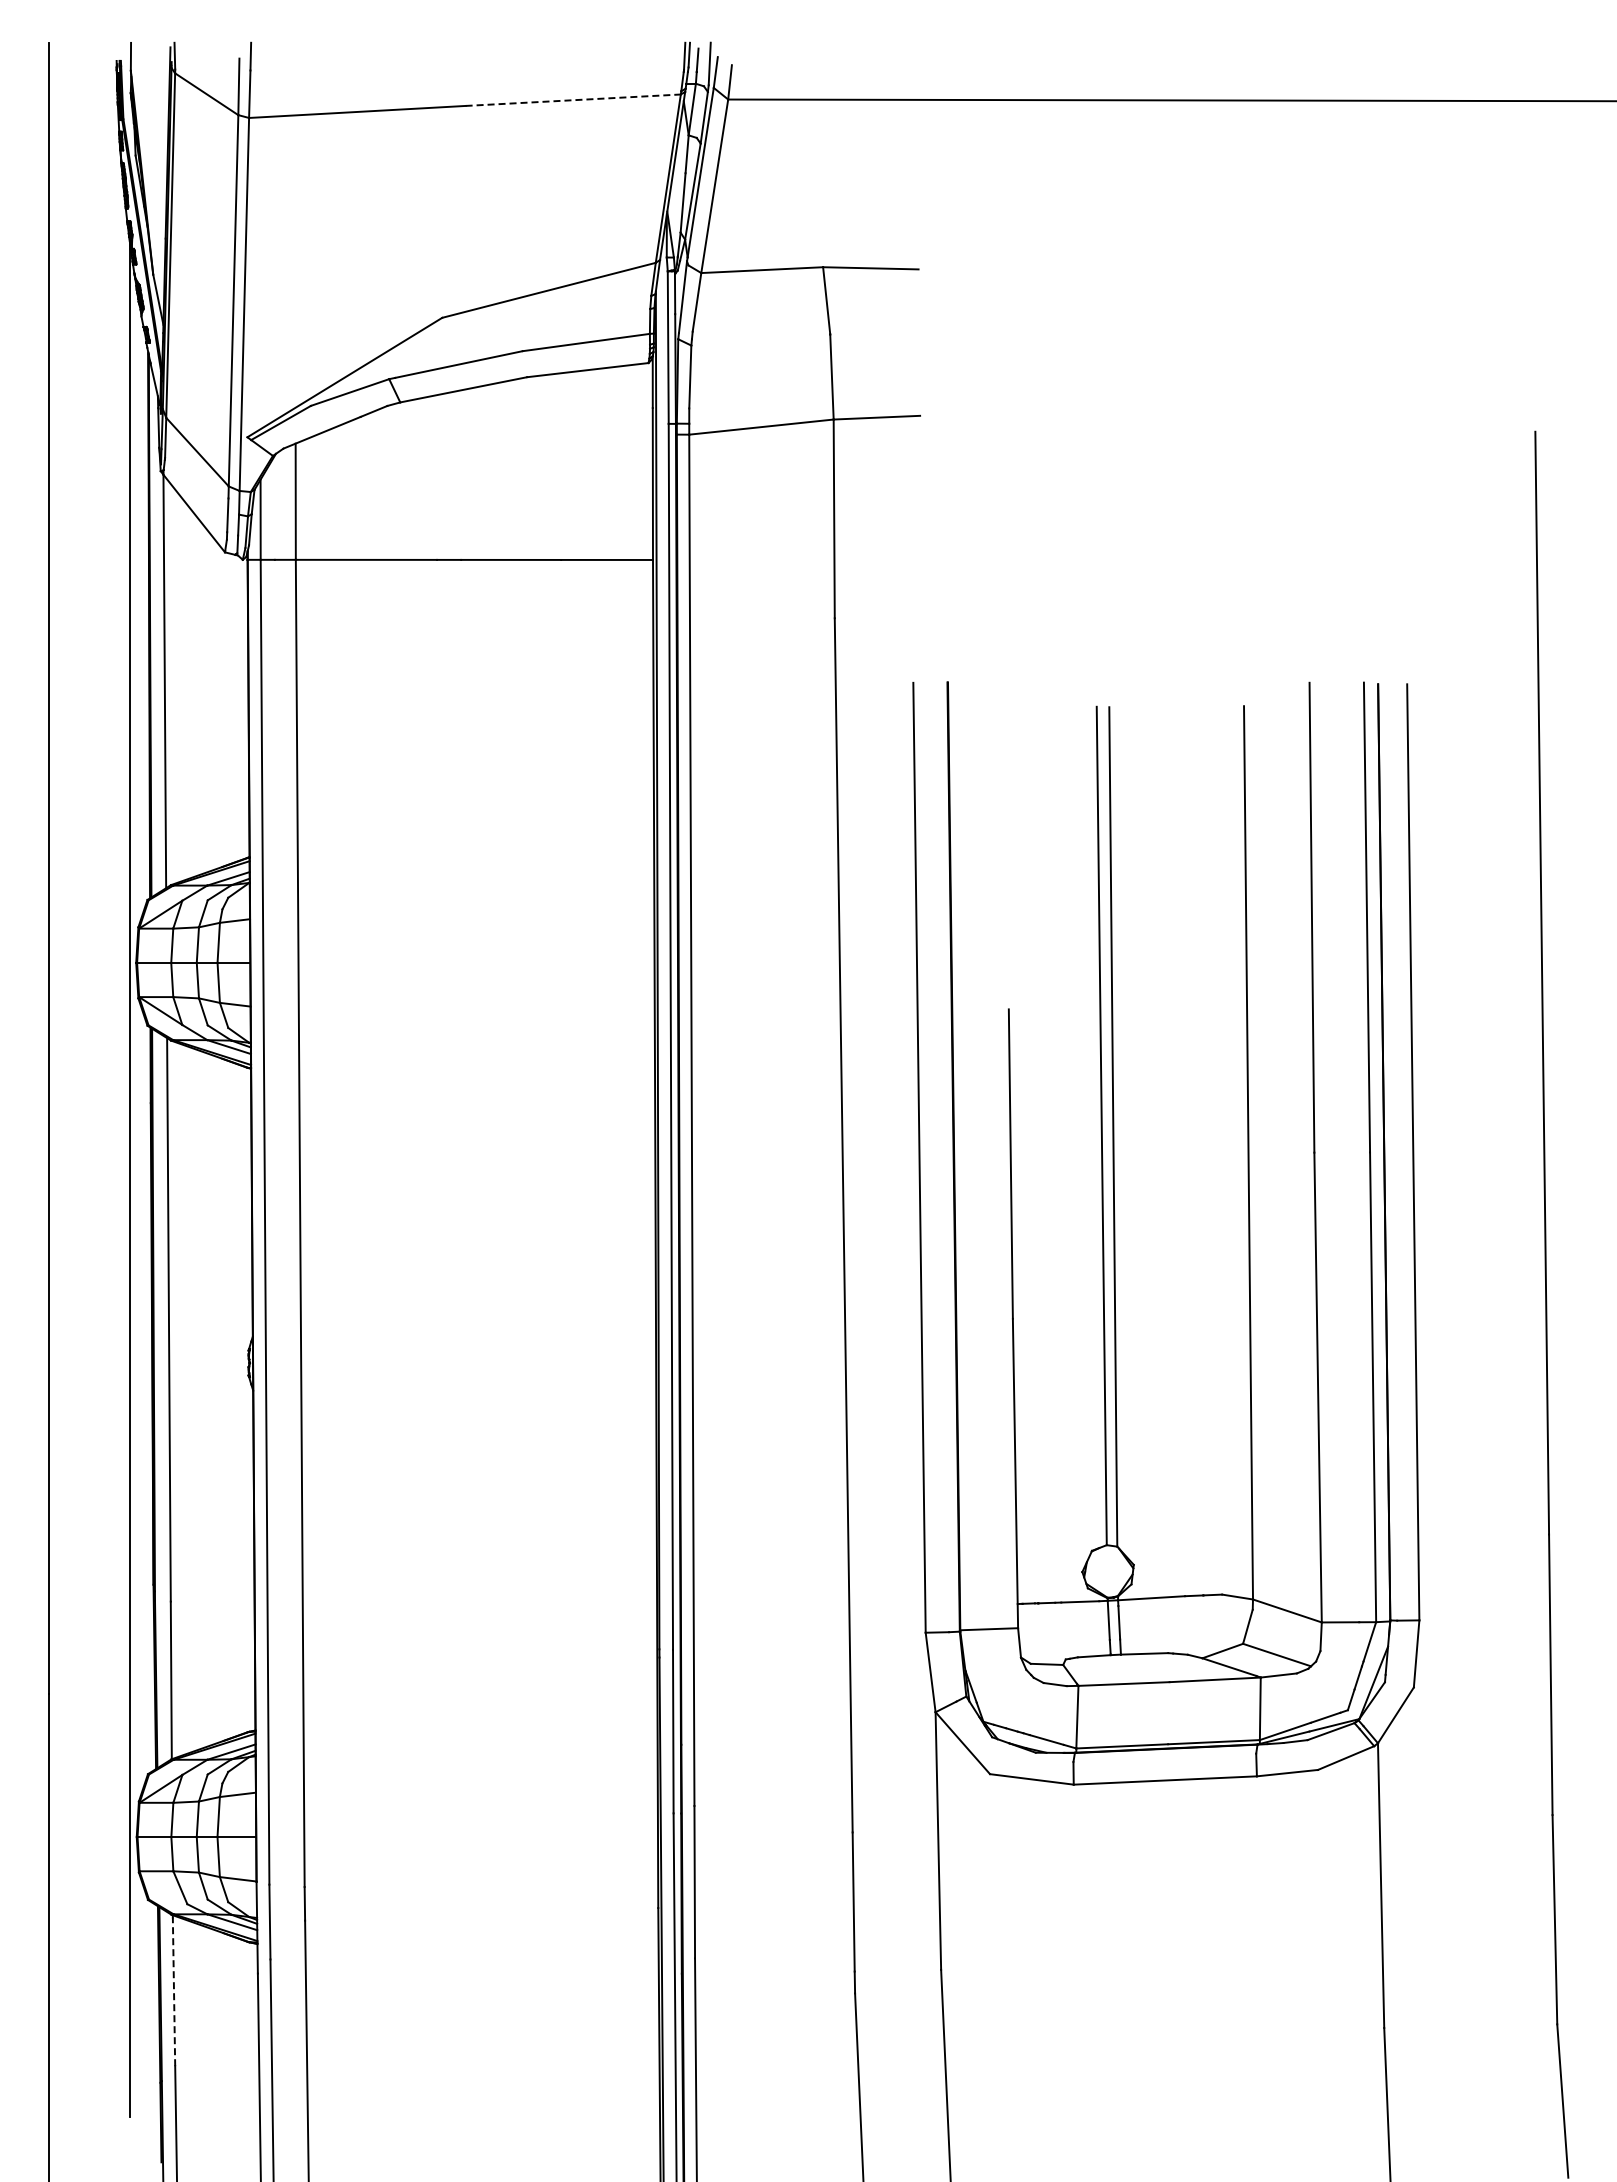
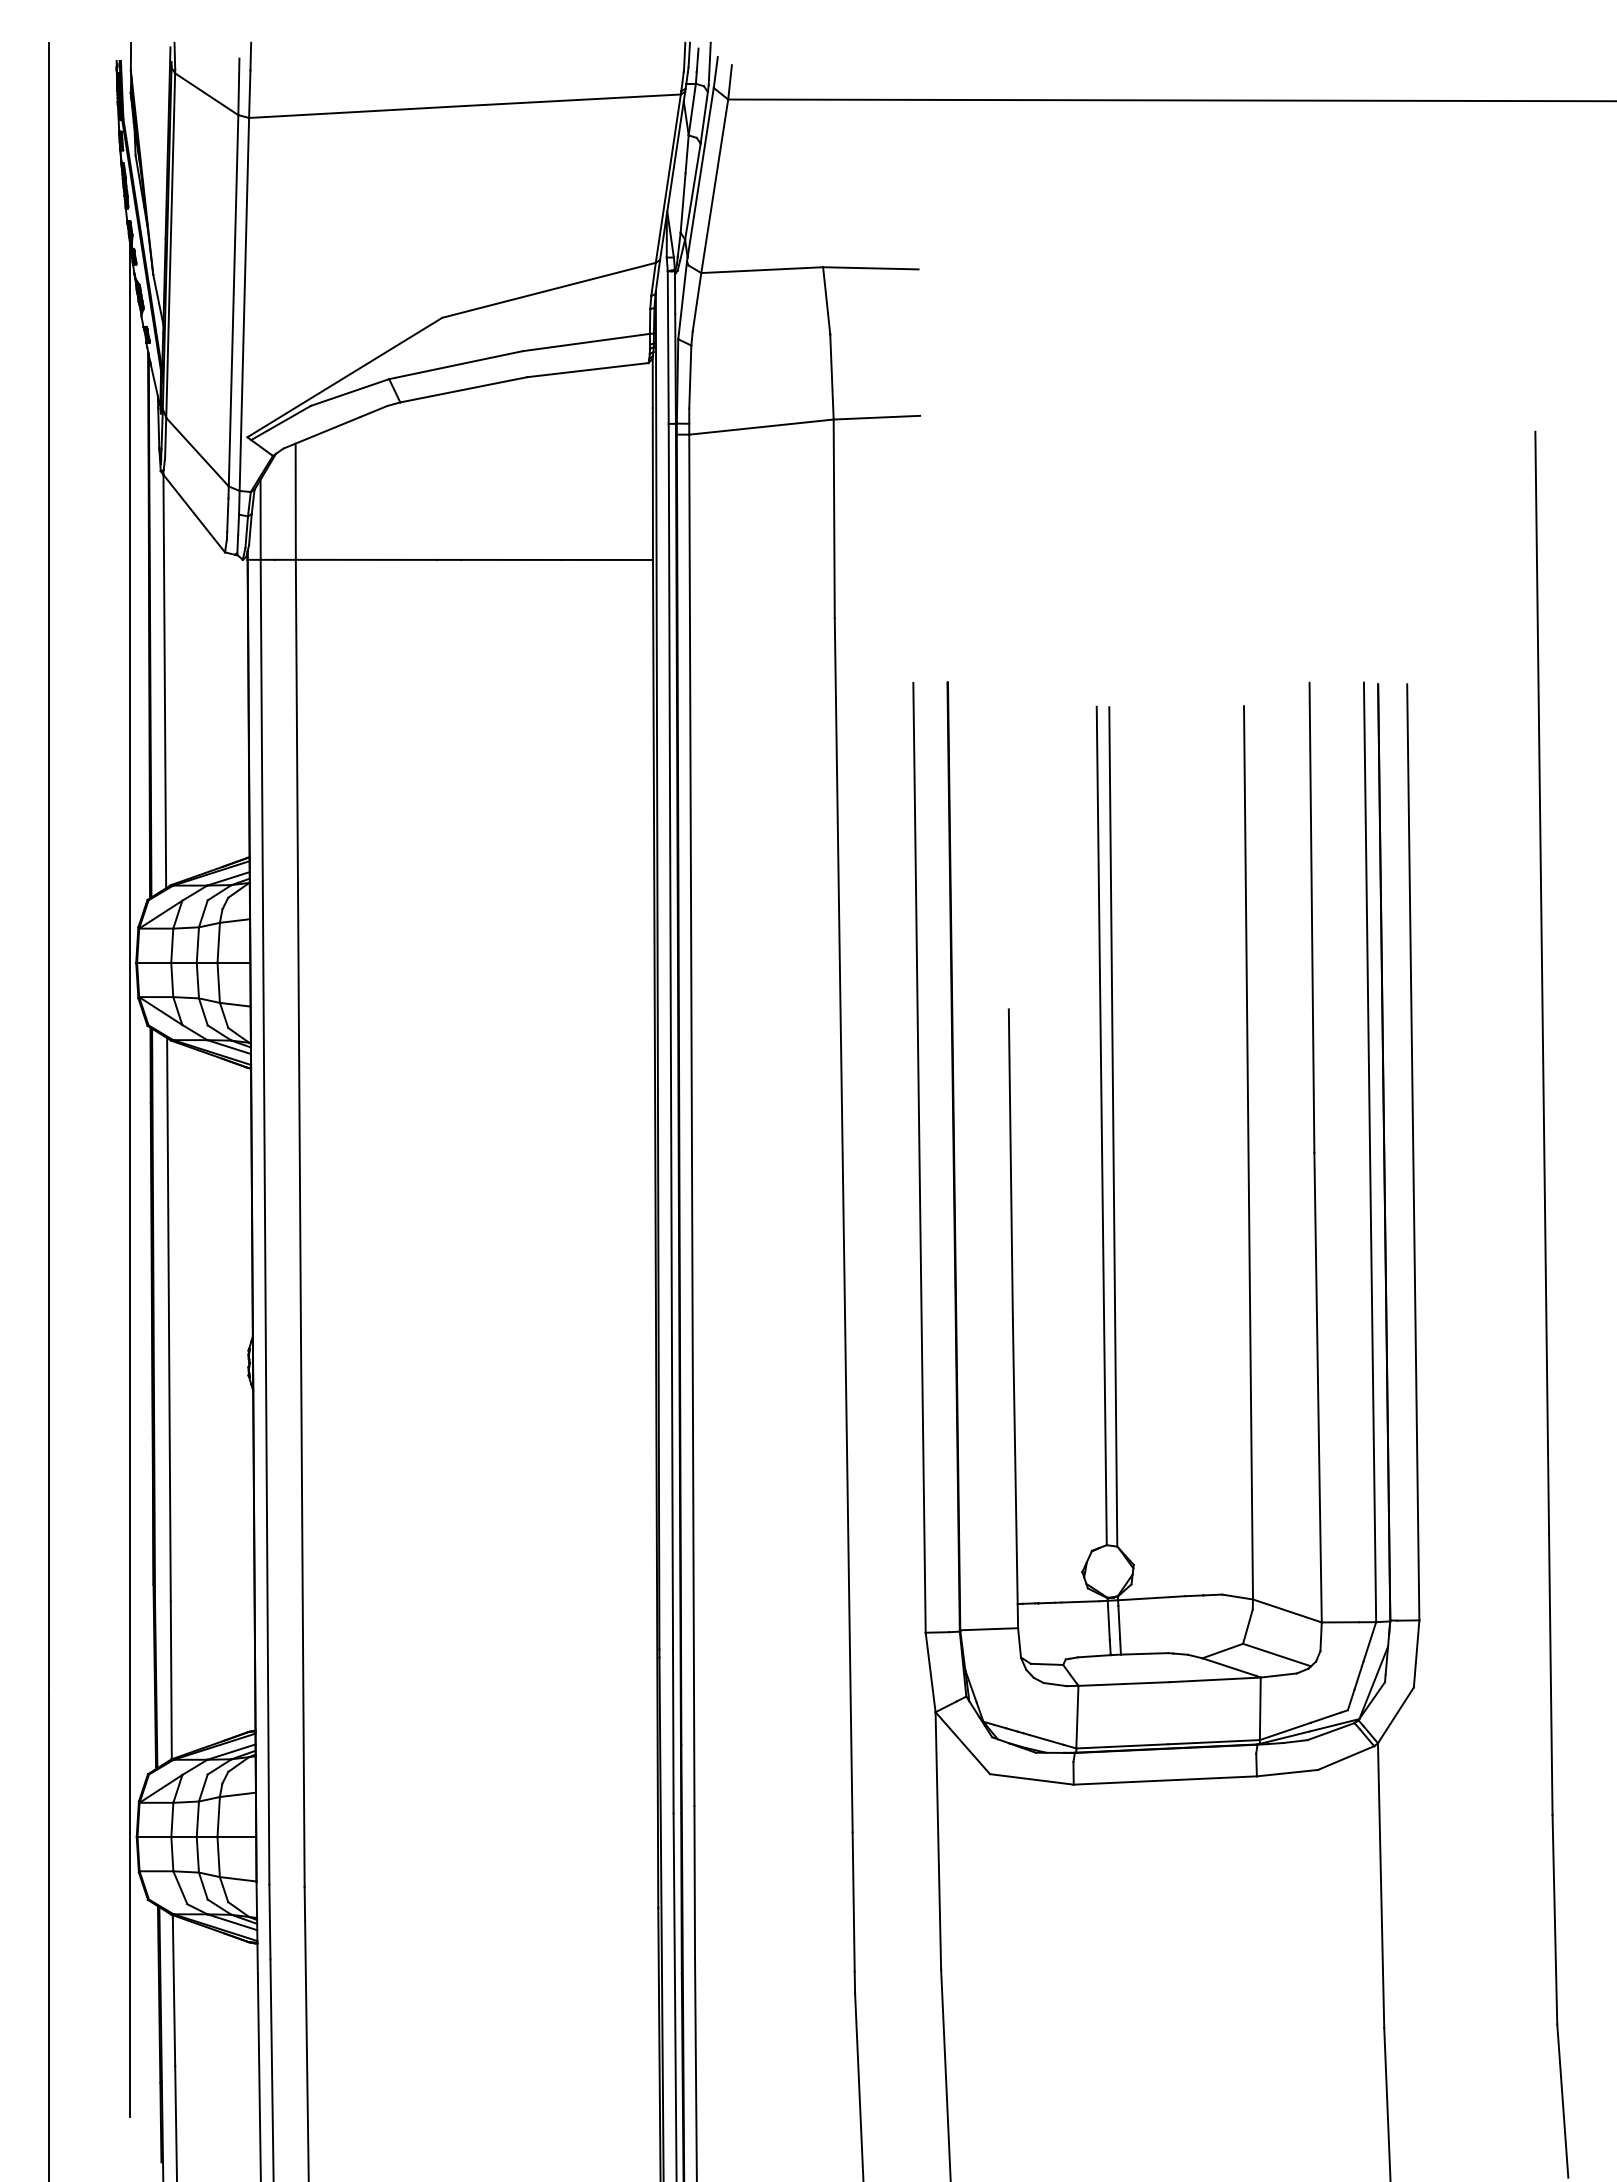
line: dashed -> solid (573, 100)
line: dashed -> solid (174, 1991)
